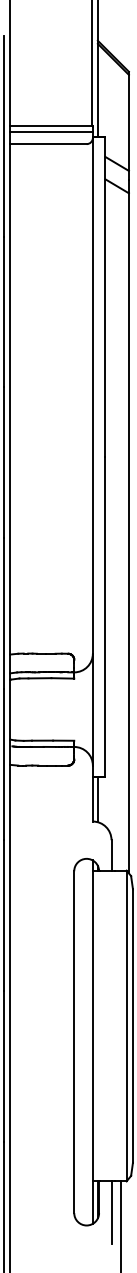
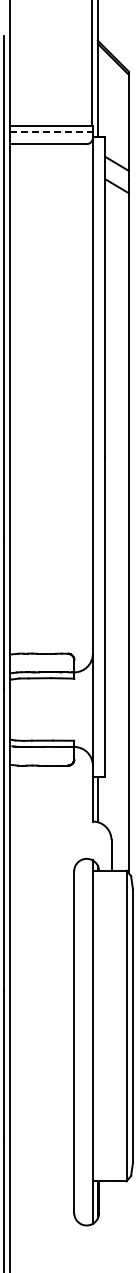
line: solid -> dashed (52, 131)
line: present -> none (111, 1212)
line: present -> none (121, 1225)
